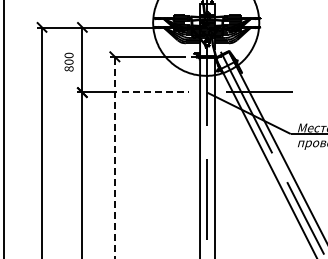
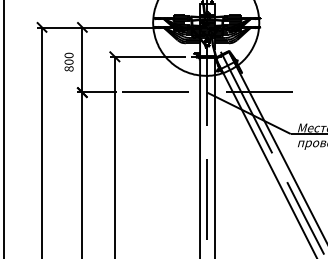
line: dashed -> solid (155, 92)
line: dashed -> solid (114, 157)
